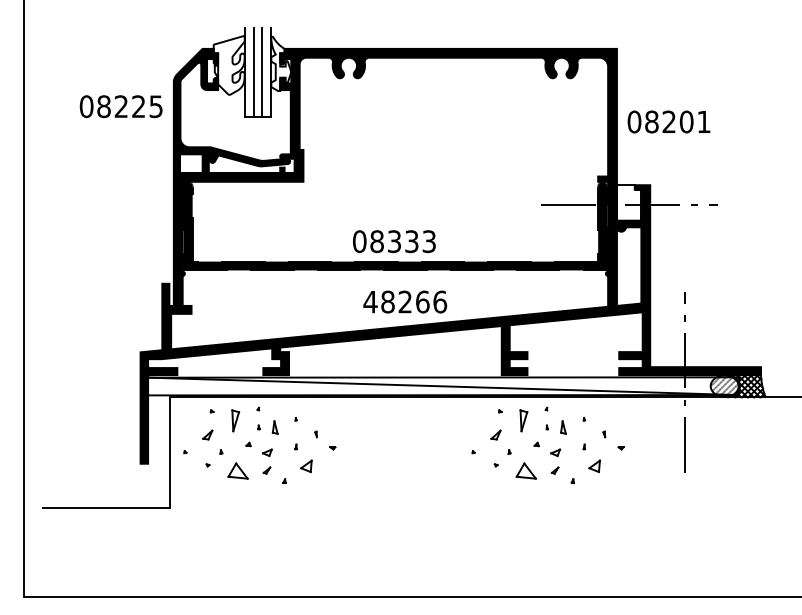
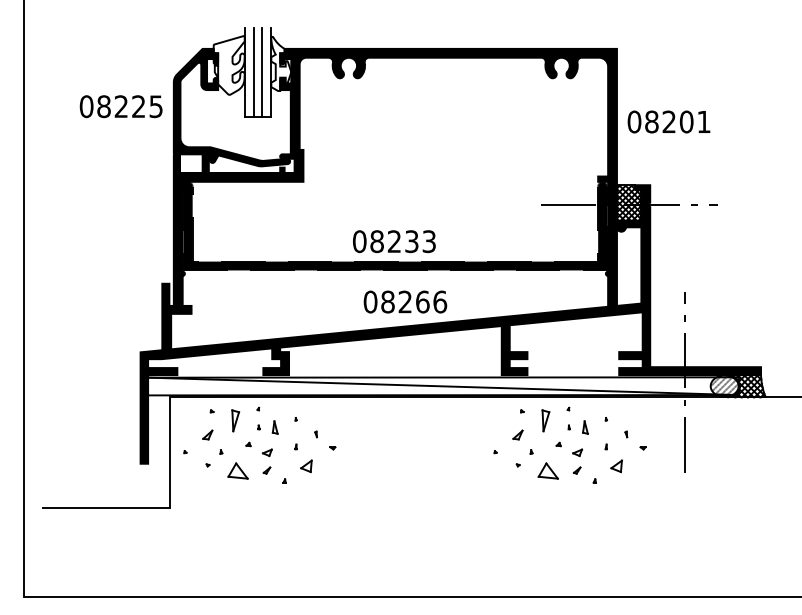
hatch: none -> present (628, 202)
text: 08333 -> 08233 (394, 241)
text: 48266 -> 08266 (370, 301)
part position: (539, 444) -> (561, 444) (561, 444)
